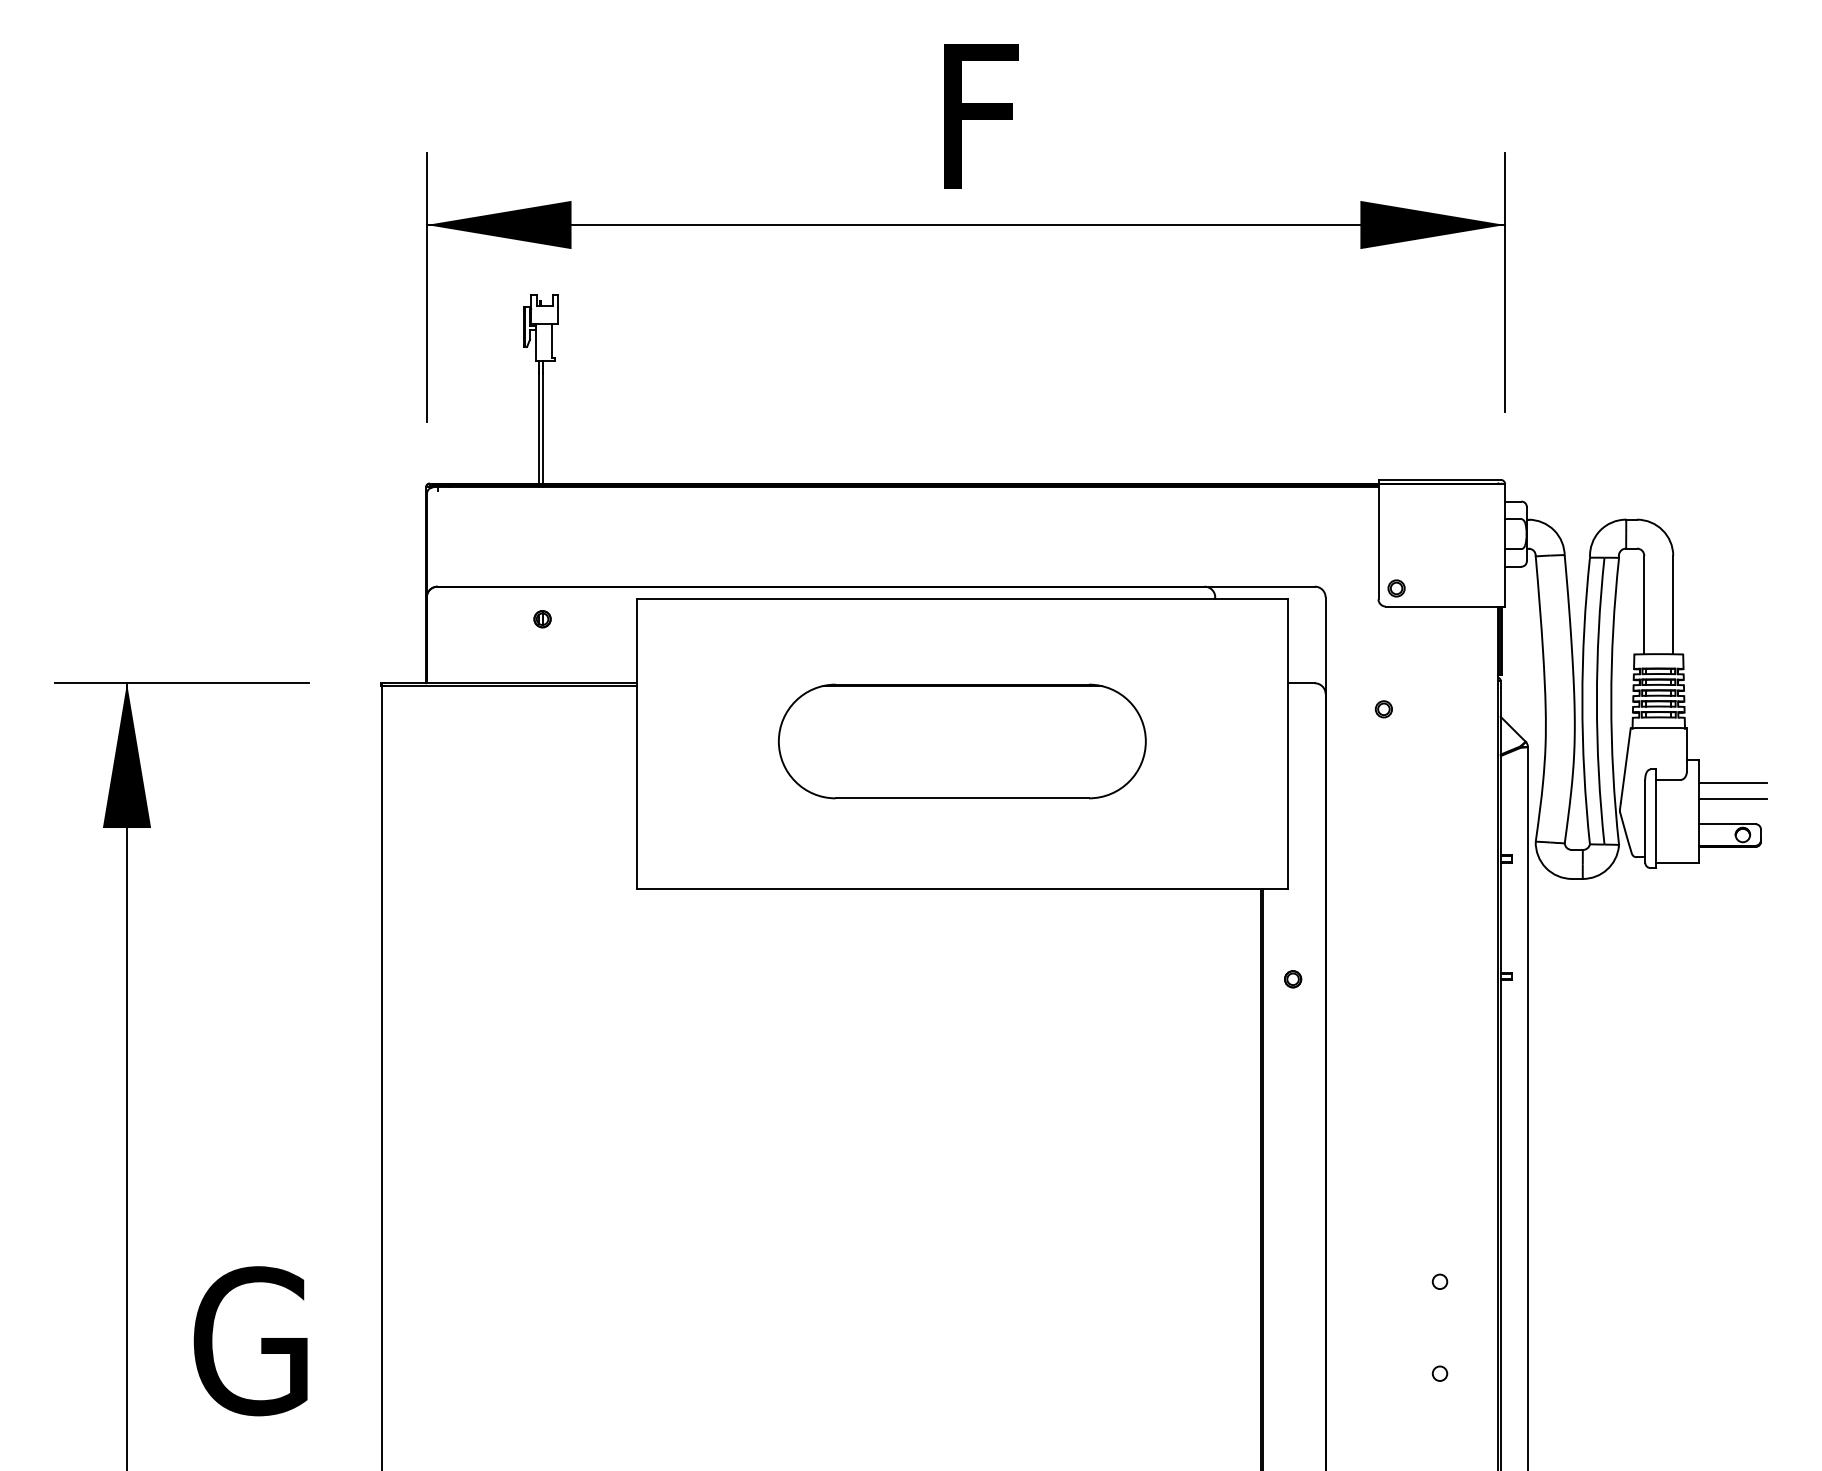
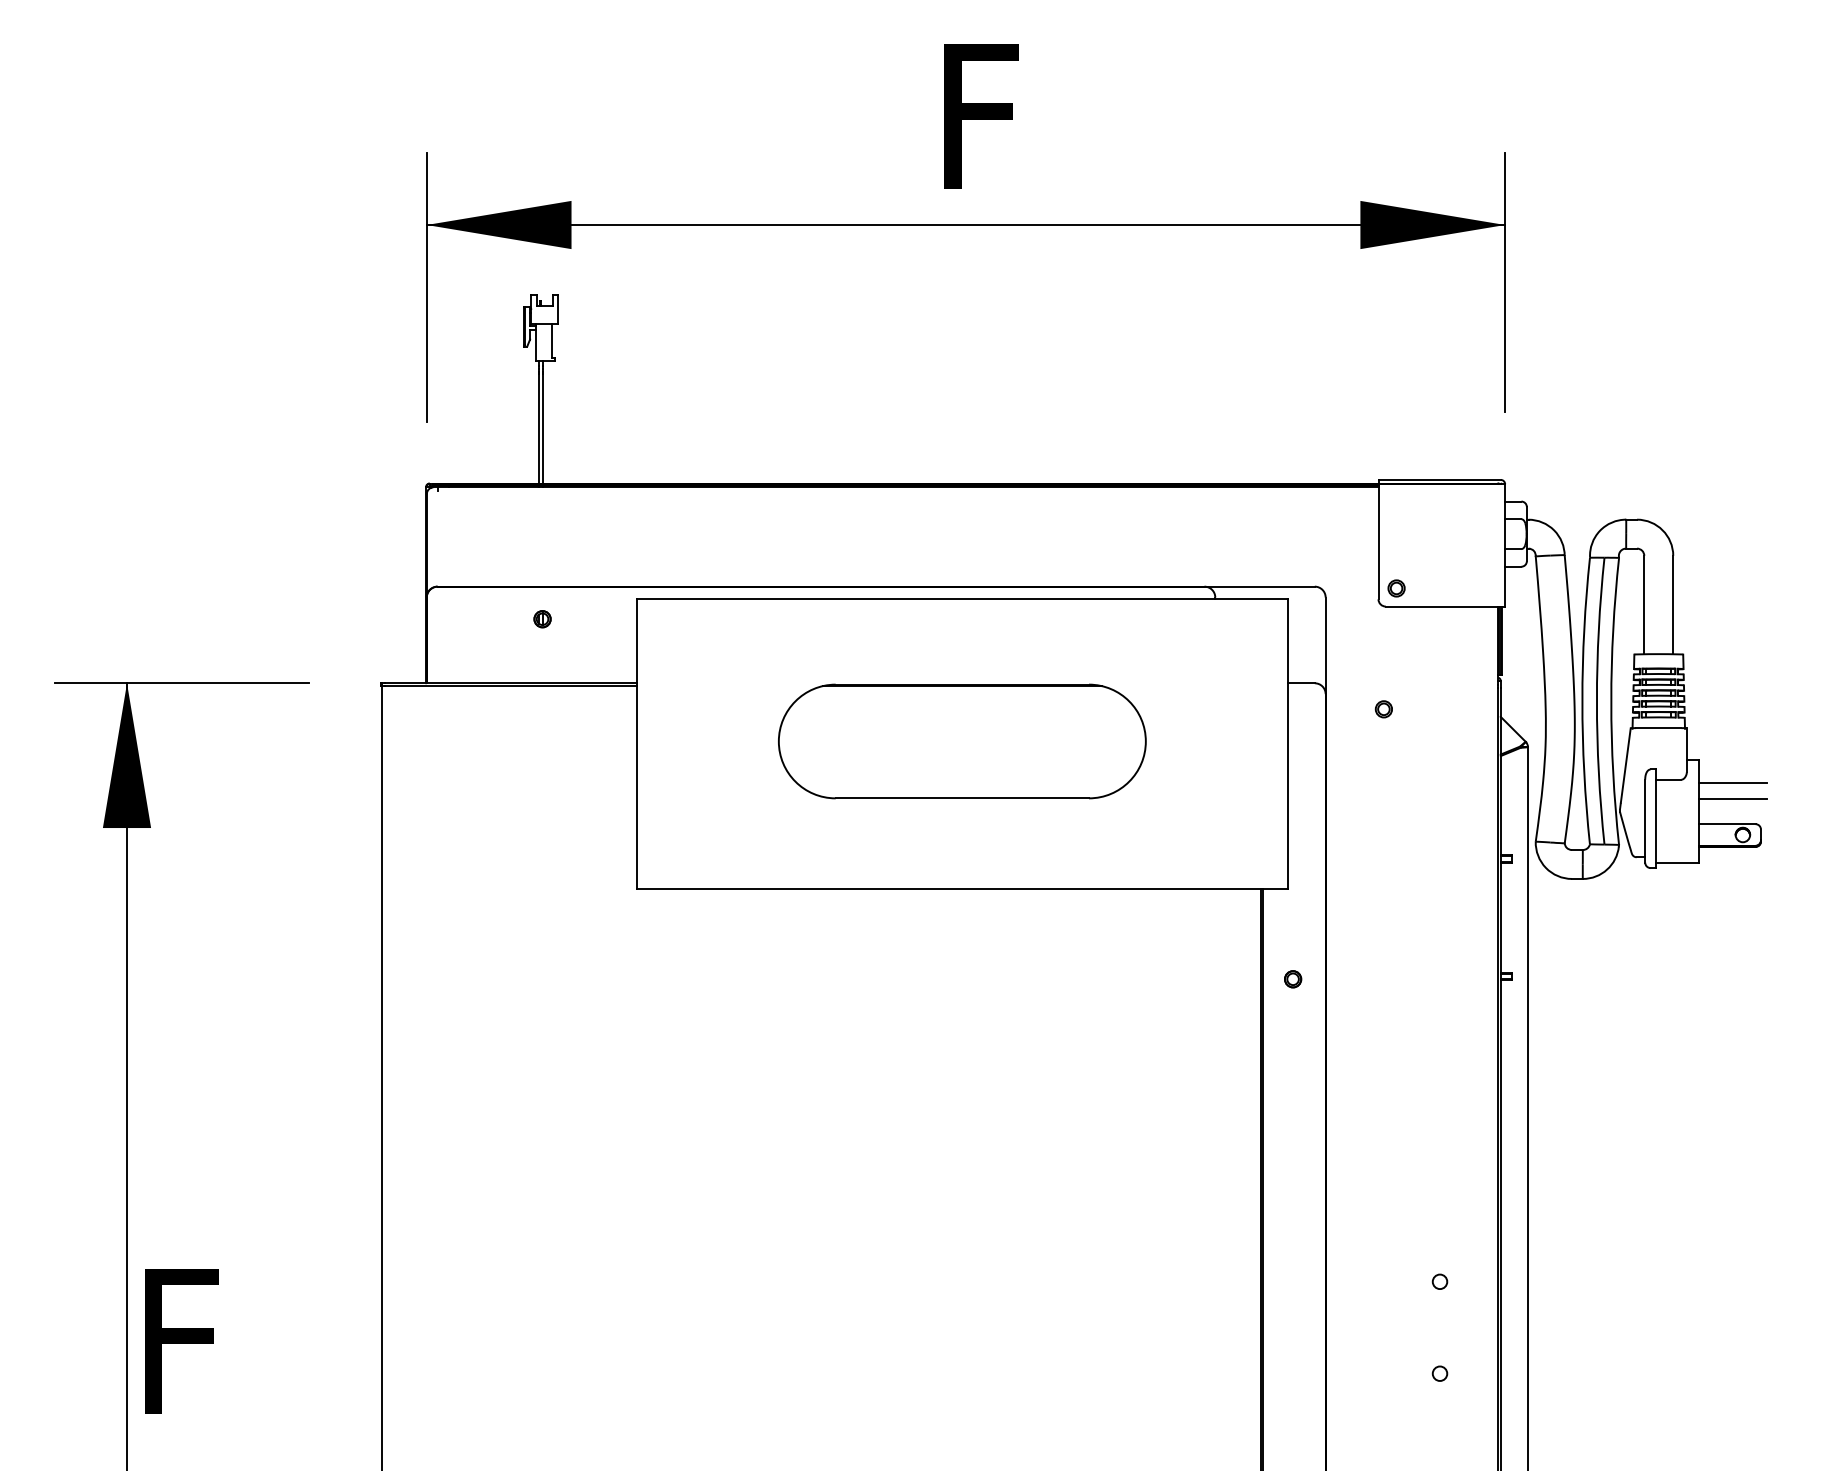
text: G -> F (226, 1341)
